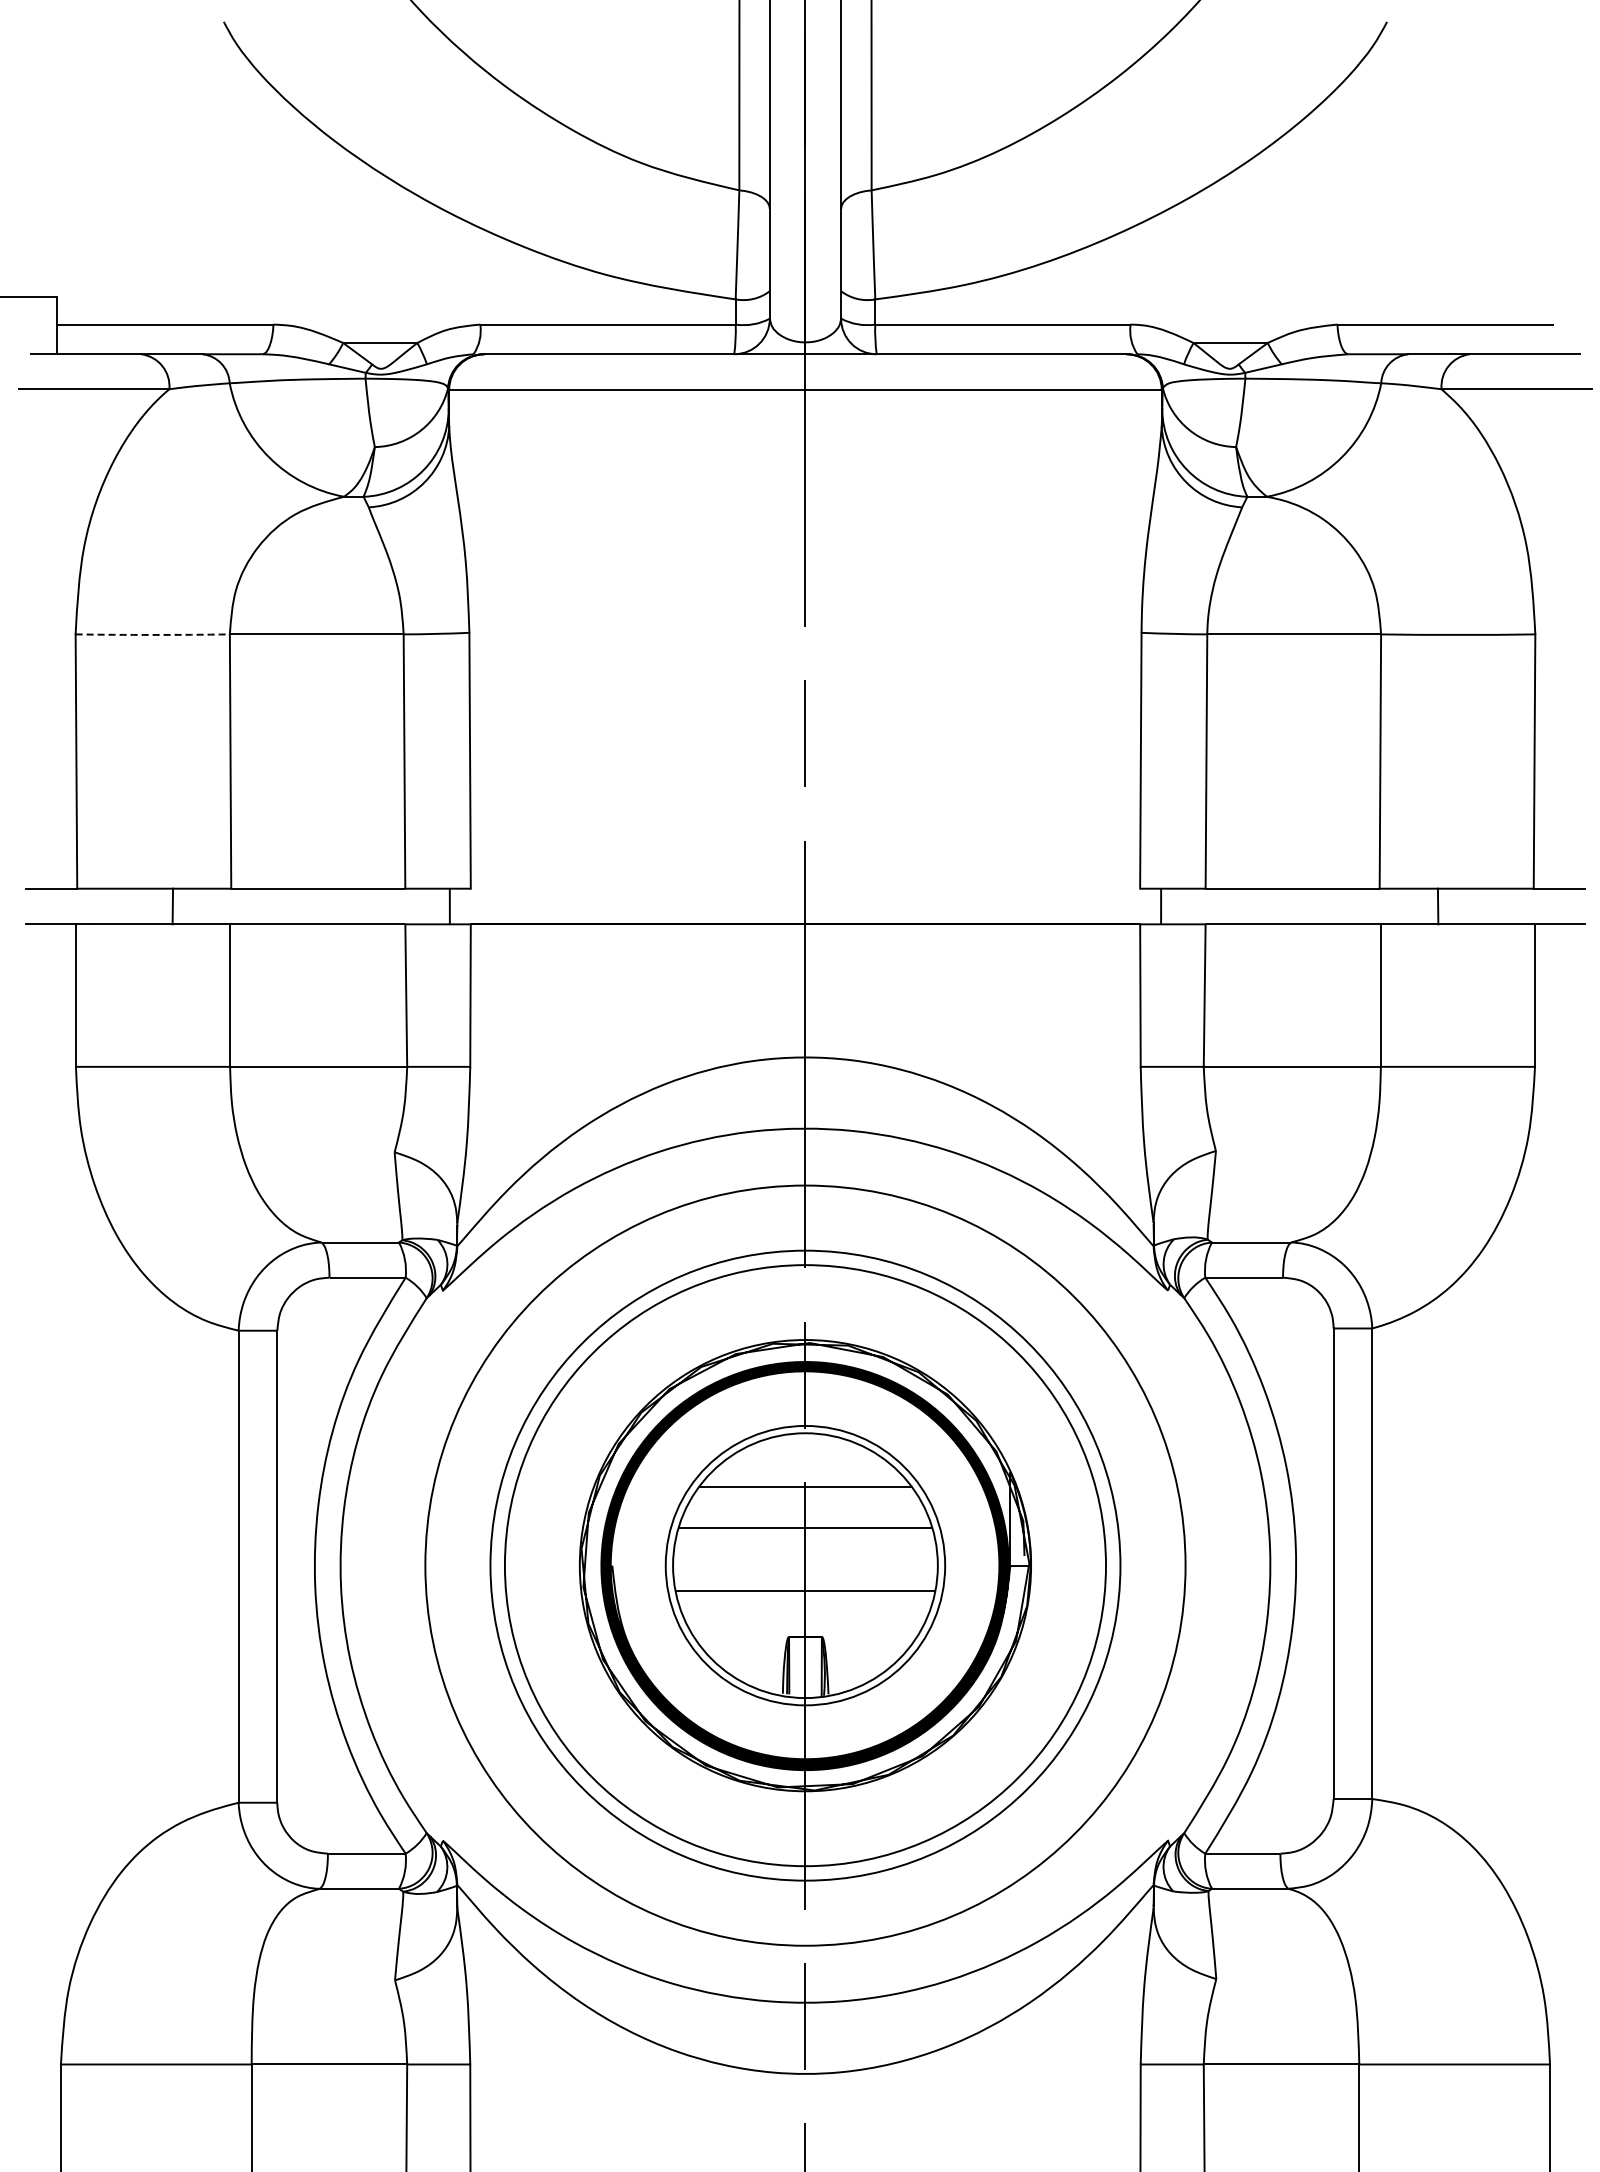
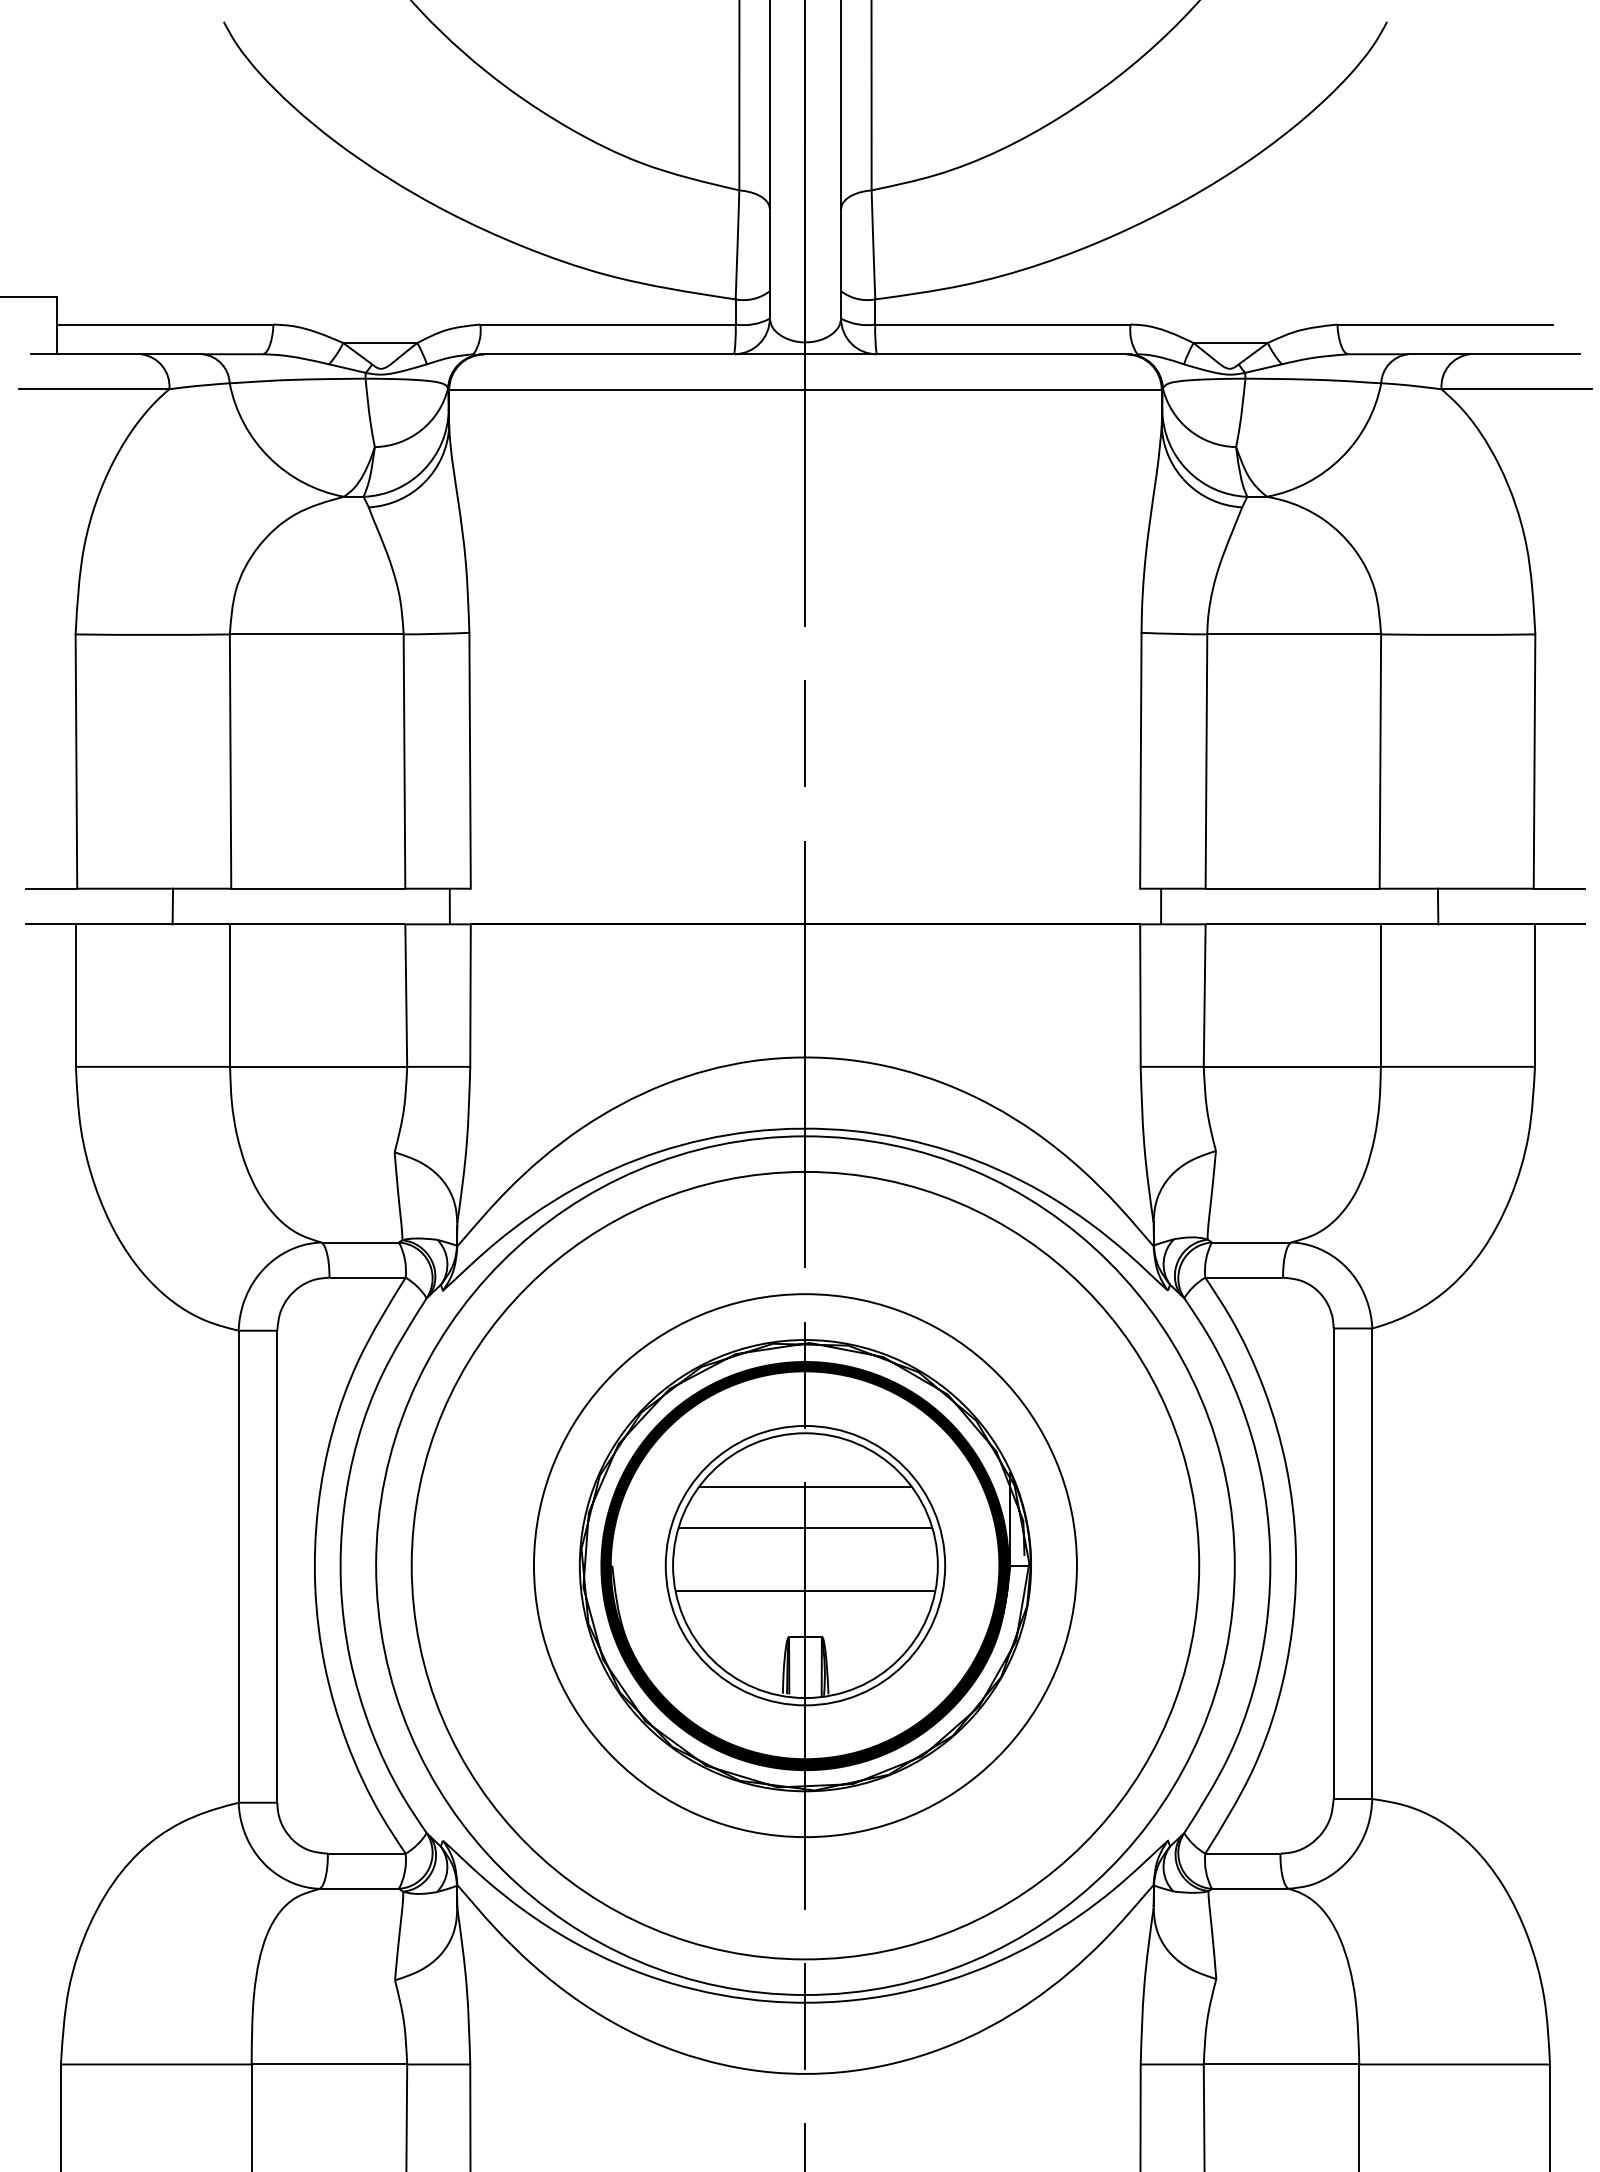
arc: dashed -> solid (152, 634)
circle diameter: 601 px -> 859 px (805, 1565)
circle diameter: 630 px -> 787 px (805, 1565)
circle diameter: 760 px -> 543 px (804, 1565)
